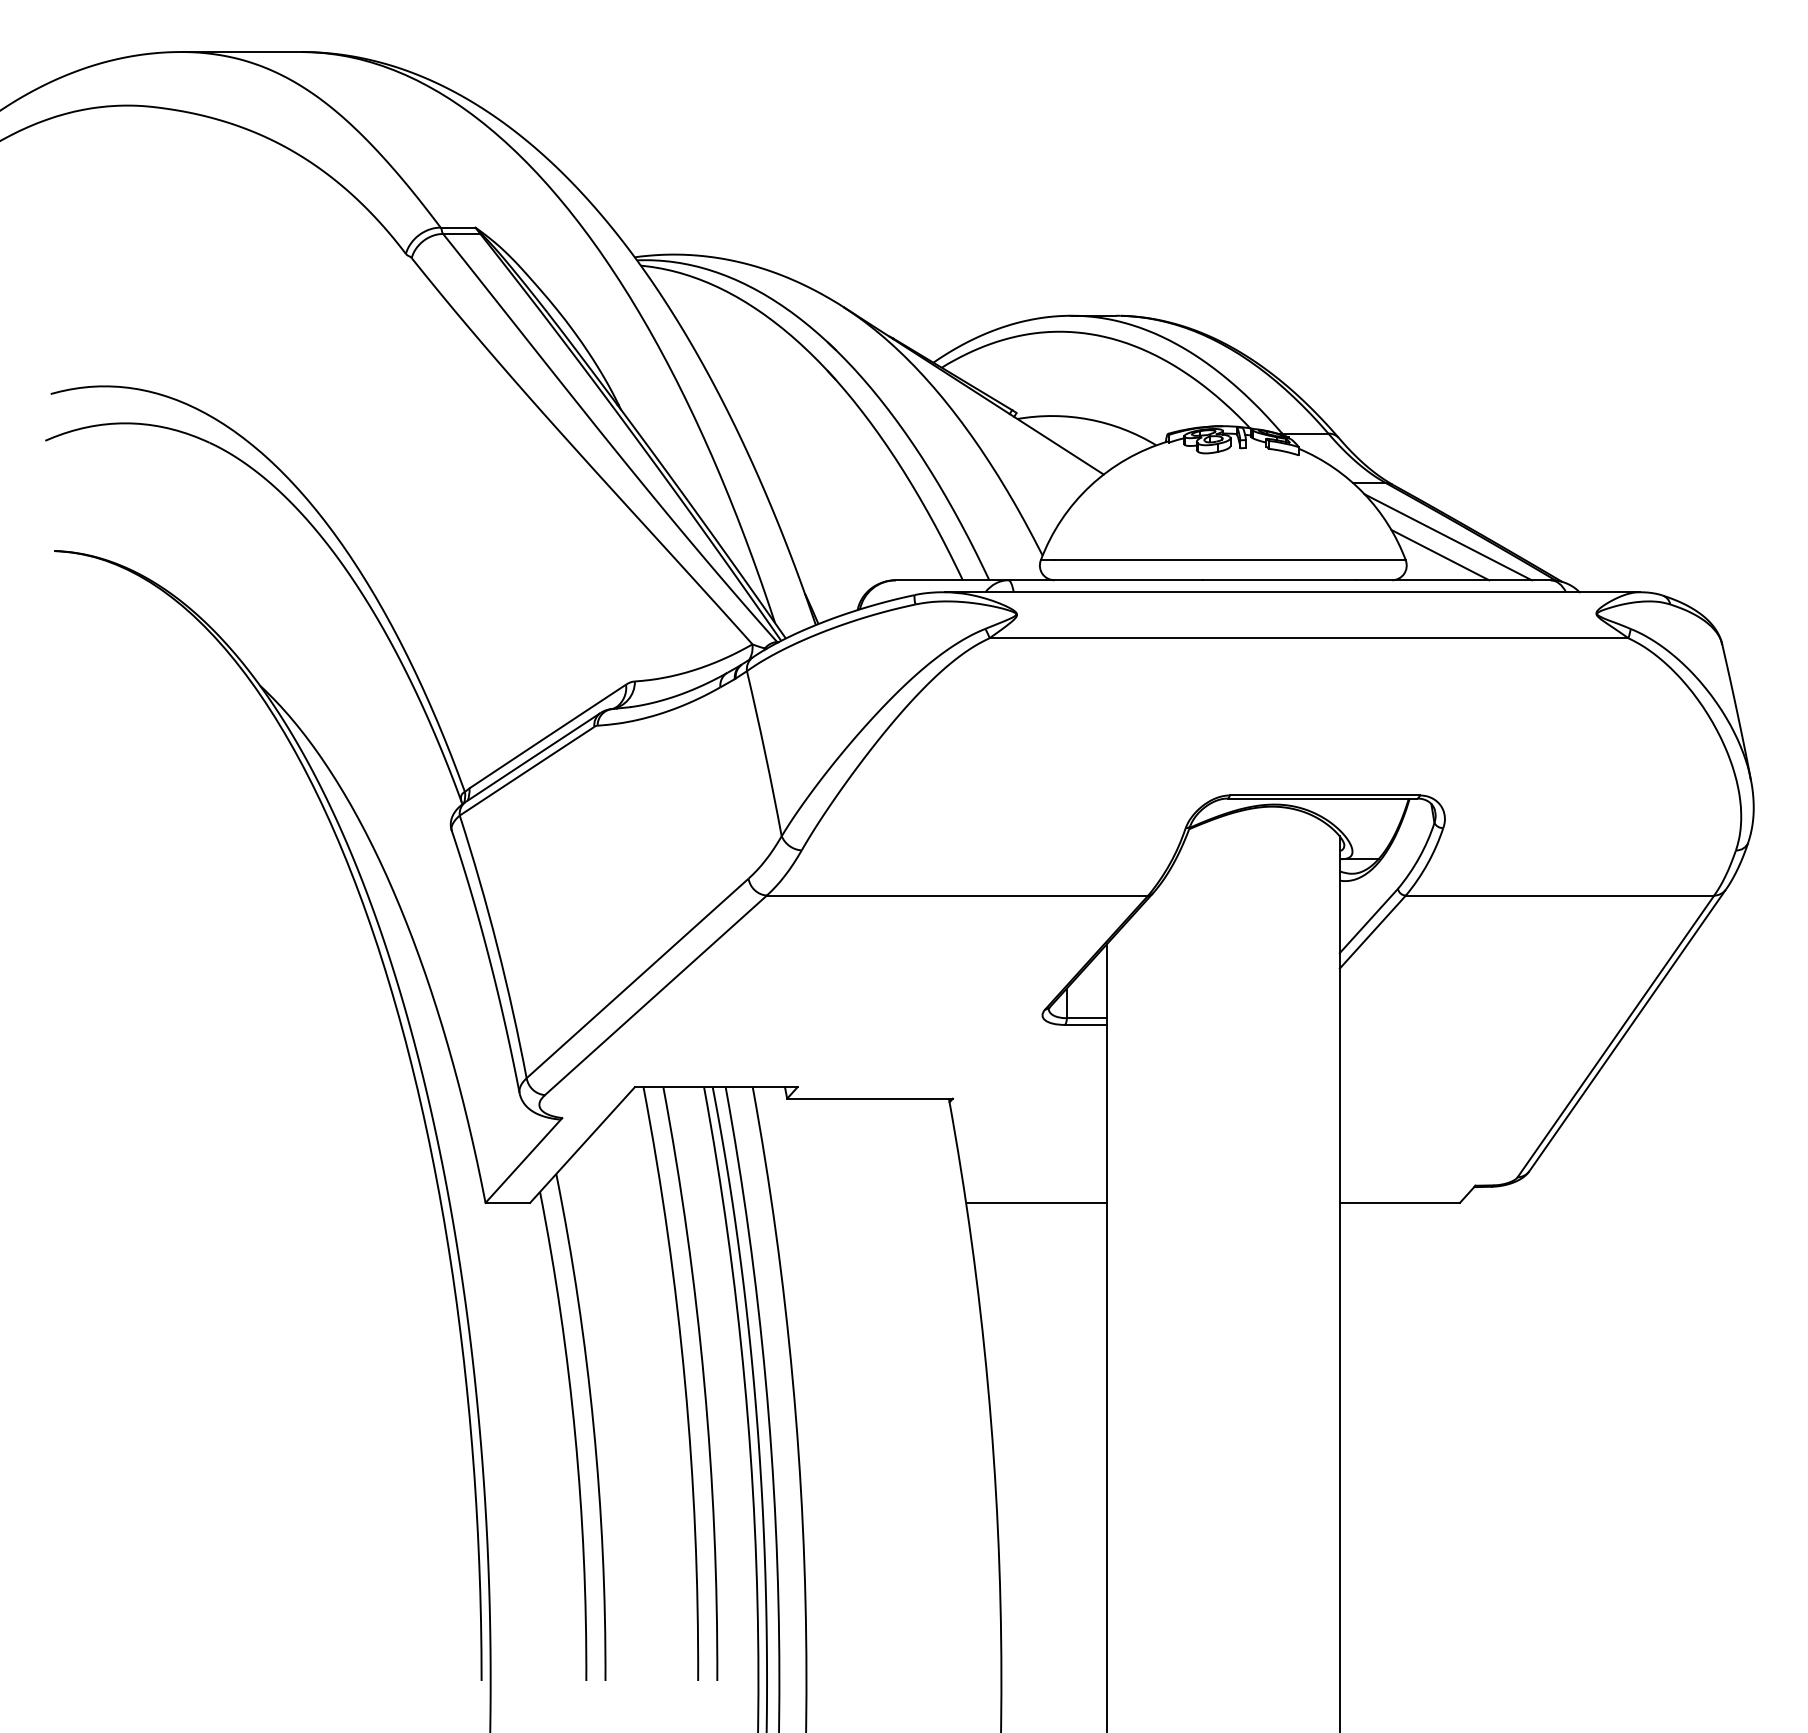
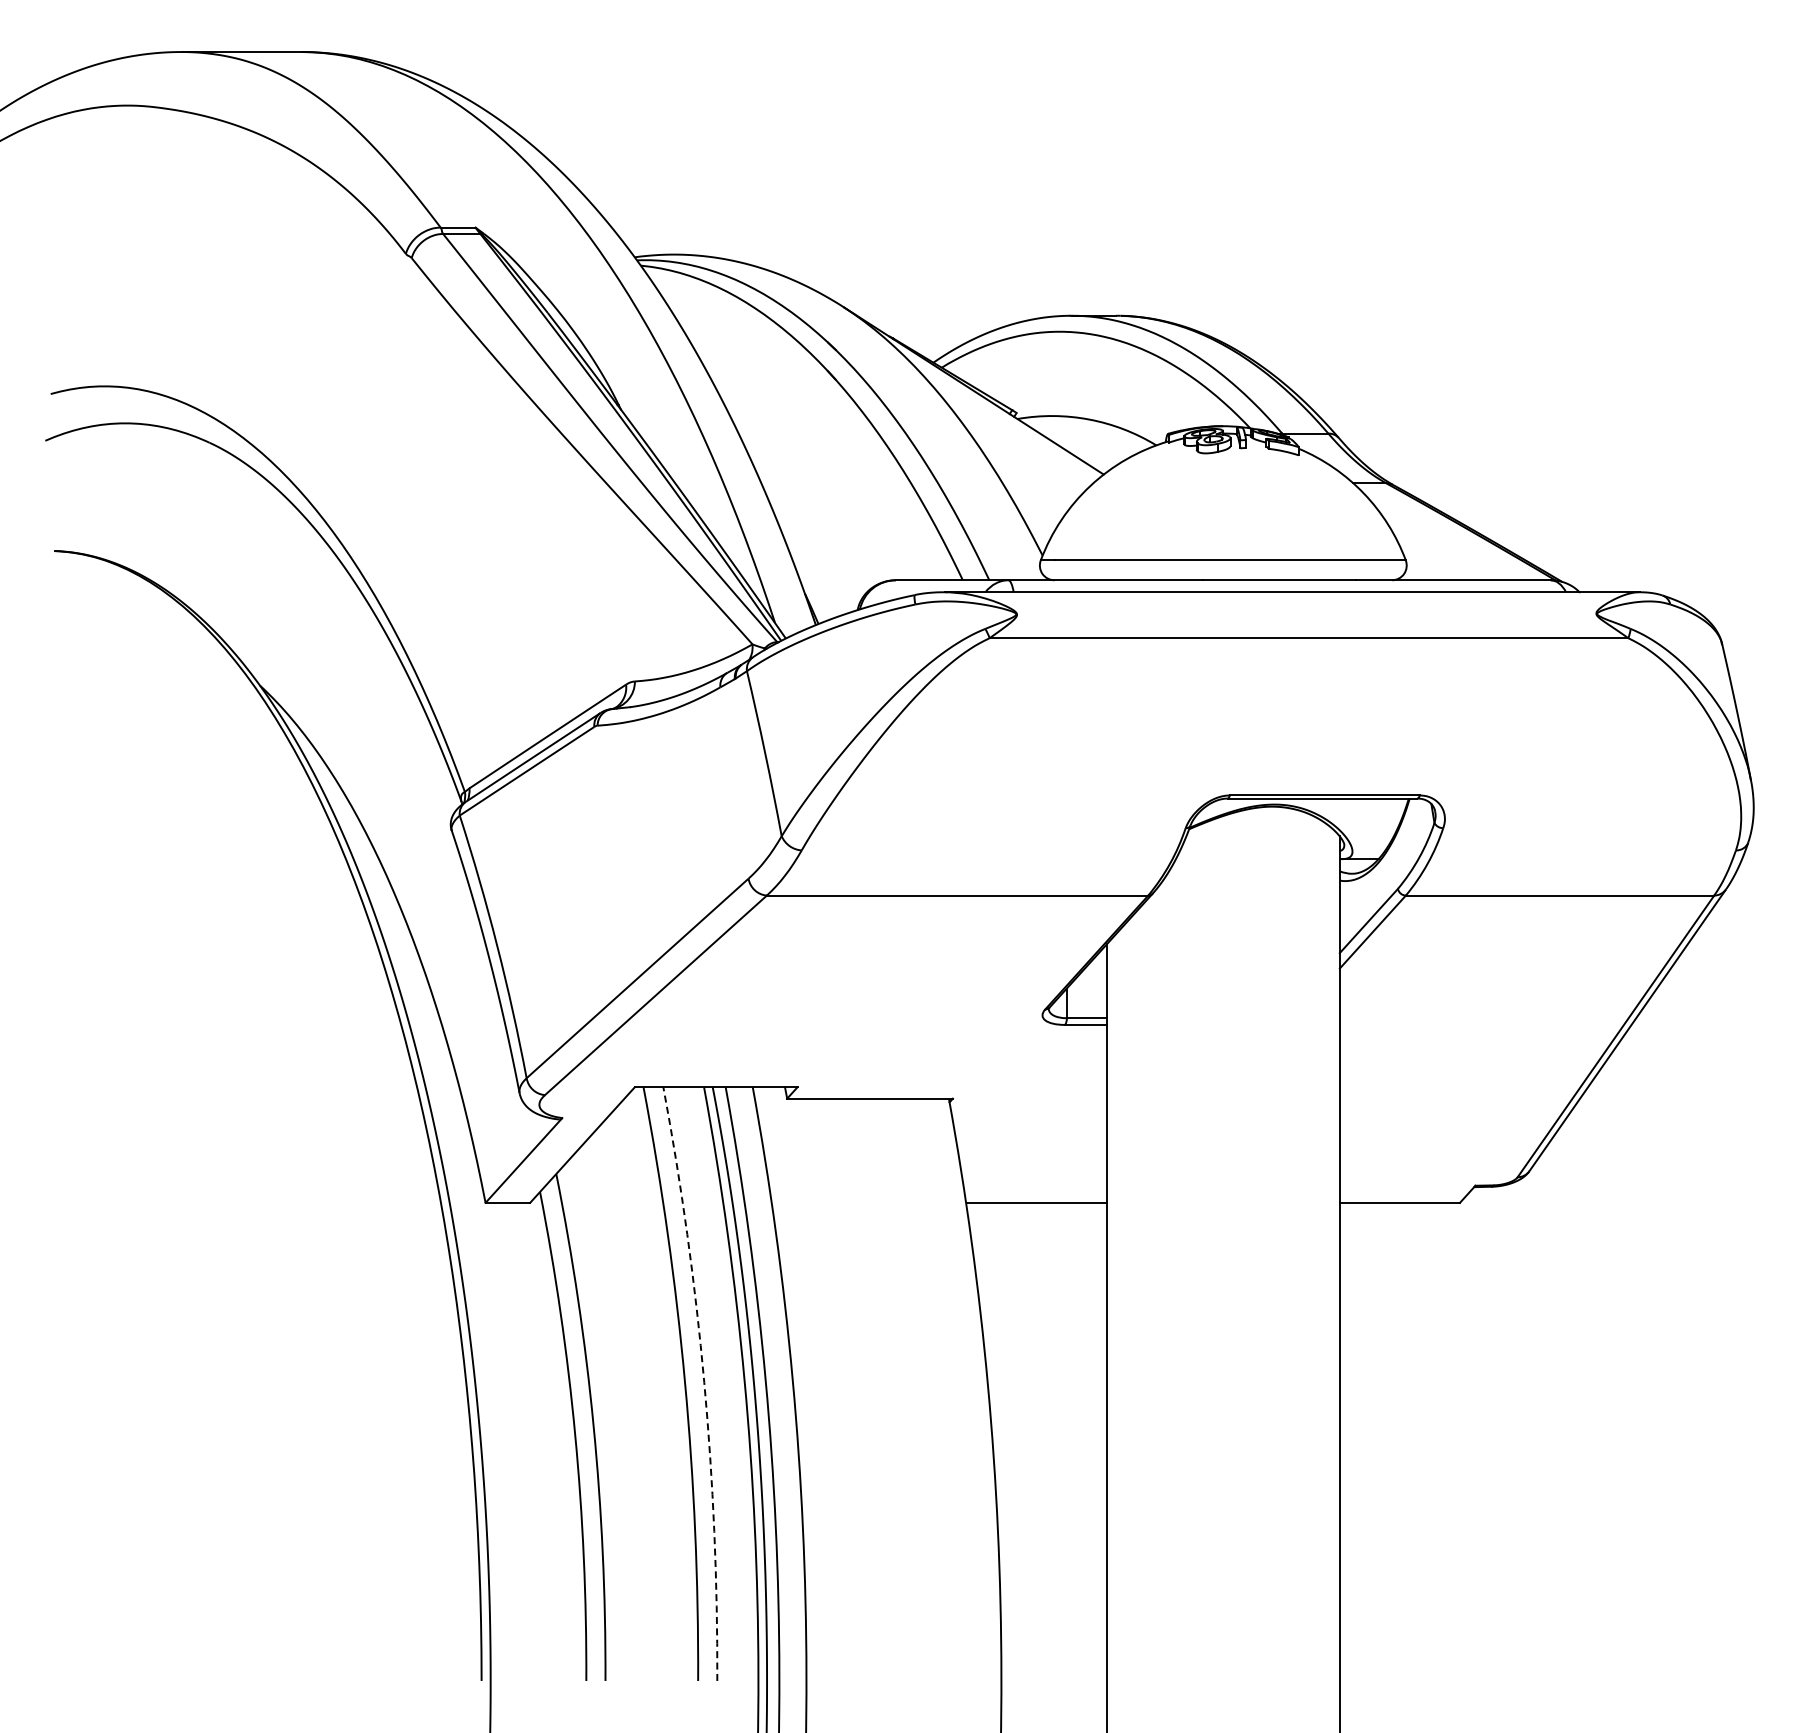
line: present -> none (1447, 537)
line: present -> none (1440, 554)
arc: solid -> dashed (704, 1382)
